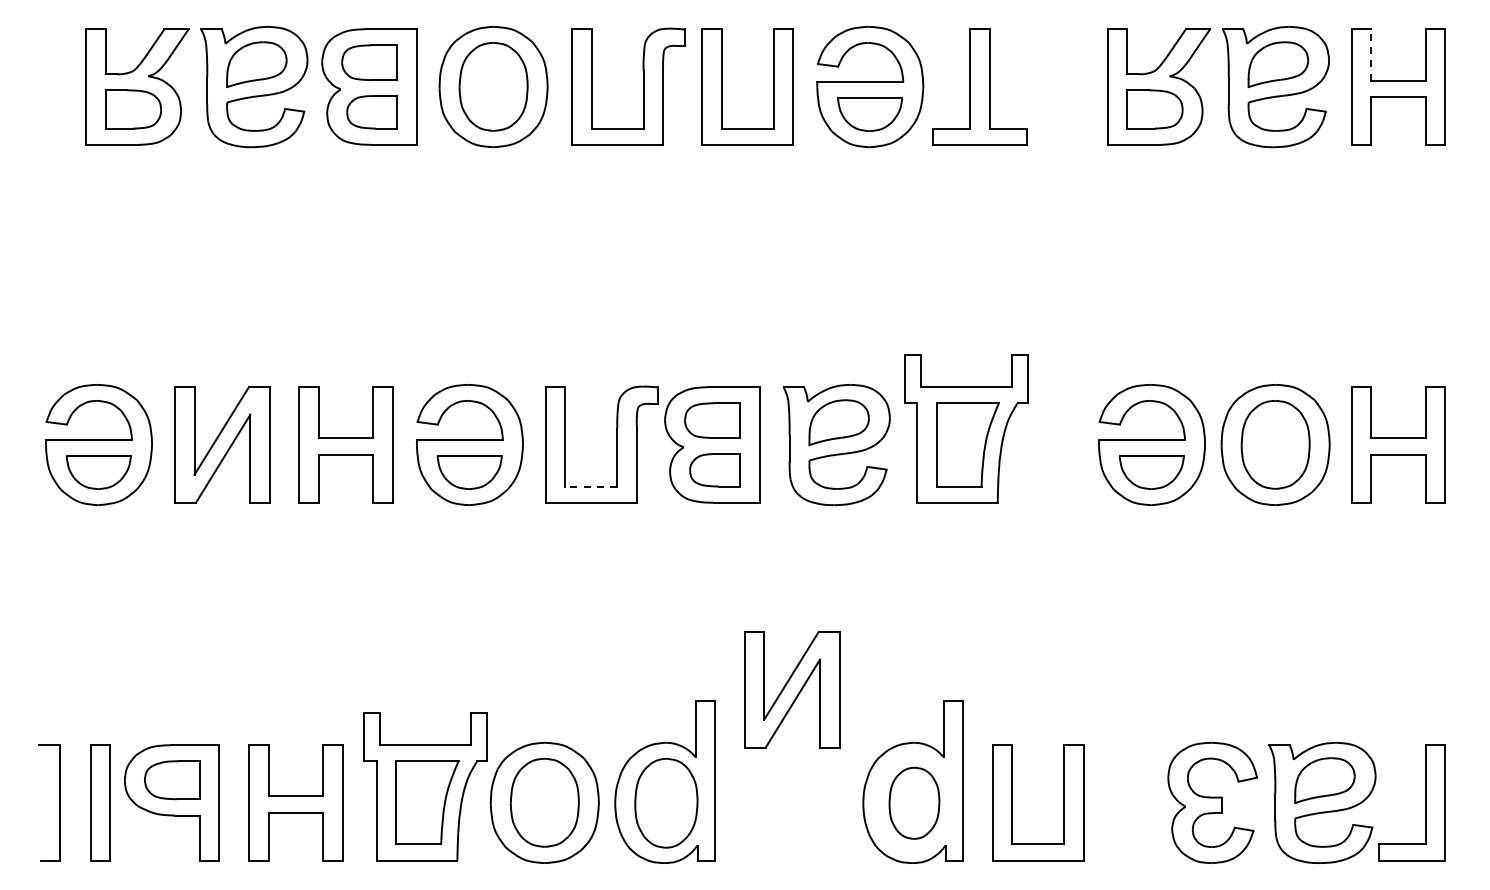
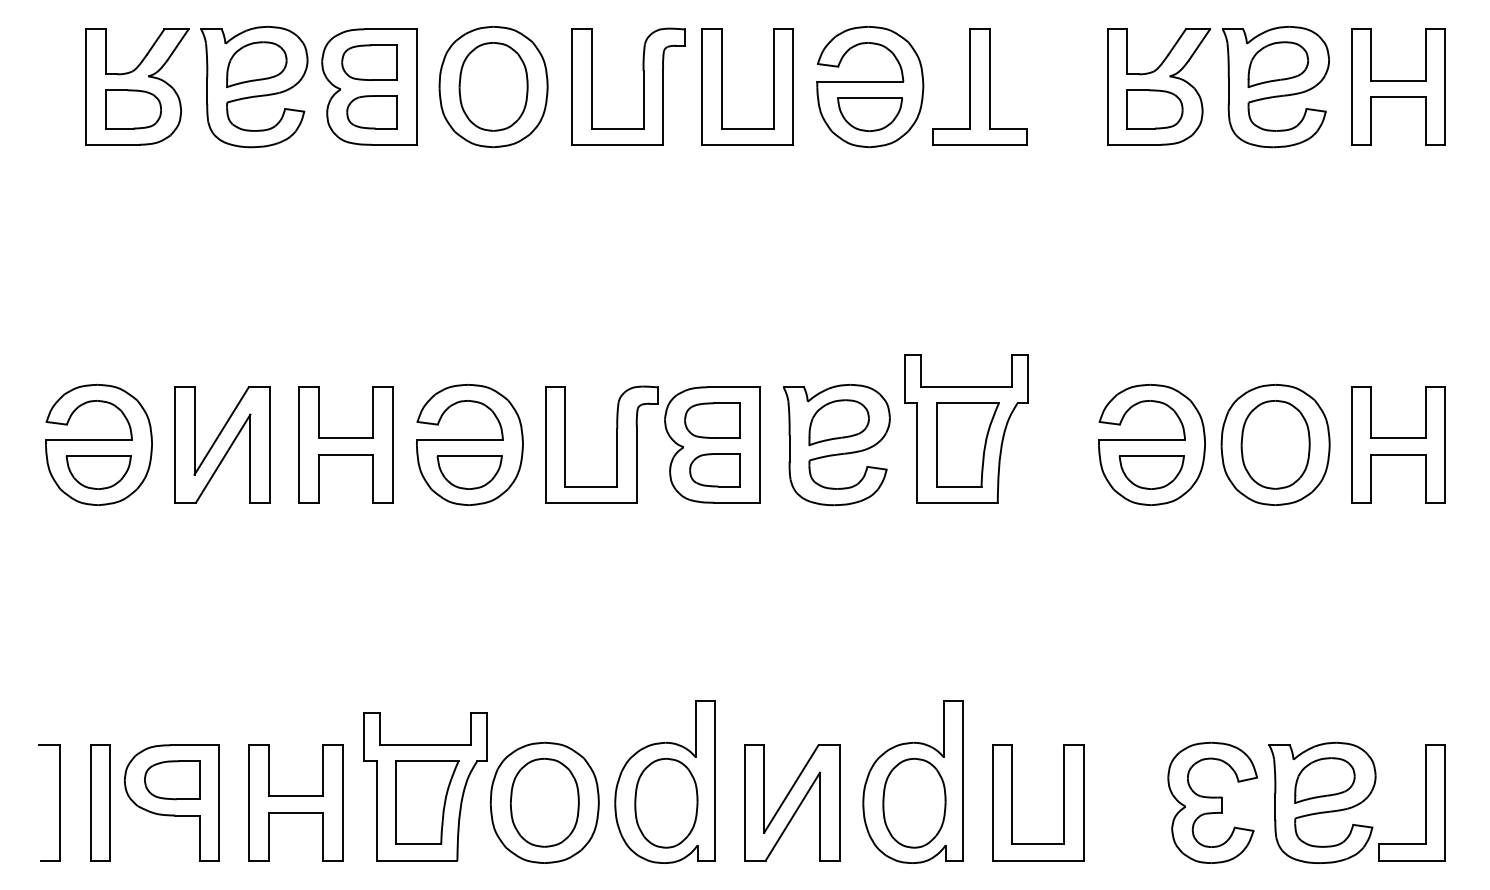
line: dashed -> solid (1371, 54)
line: dashed -> solid (591, 486)
part position: (792, 689) -> (792, 802) (792, 802)
part size: 53x74 px -> 65x91 px (914, 803)
